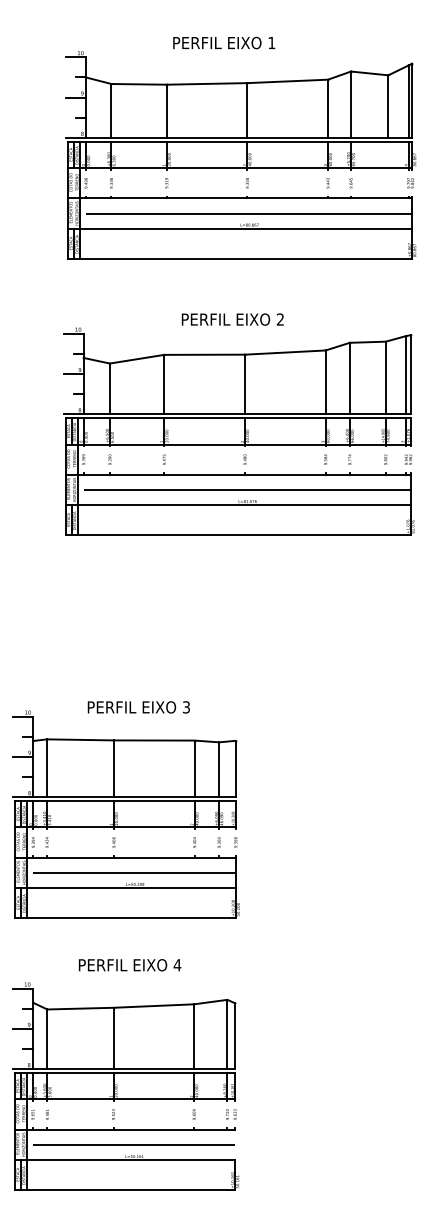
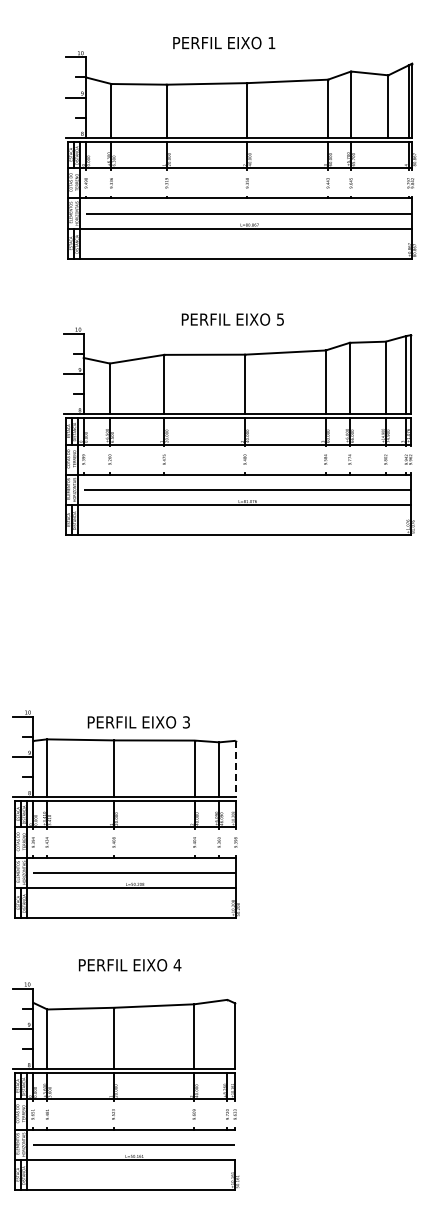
text: 2 -> 5 (280, 319)
text position: (138, 707) -> (138, 722) (138, 722)
line: solid -> dashed (235, 769)
line: present -> none (227, 1034)
